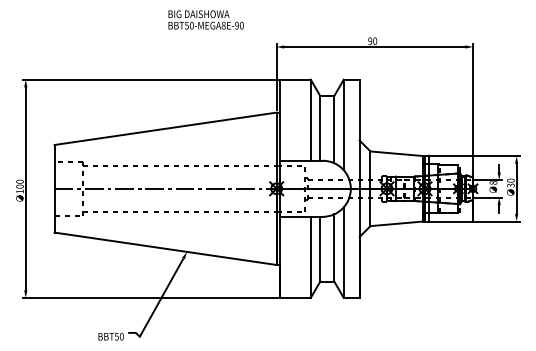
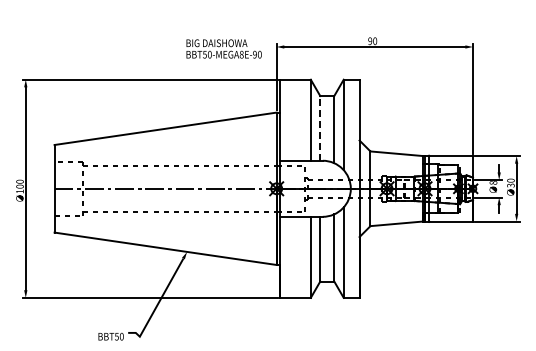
text position: (205, 19) -> (223, 48) (223, 48)
line: solid -> dashed (320, 127)
